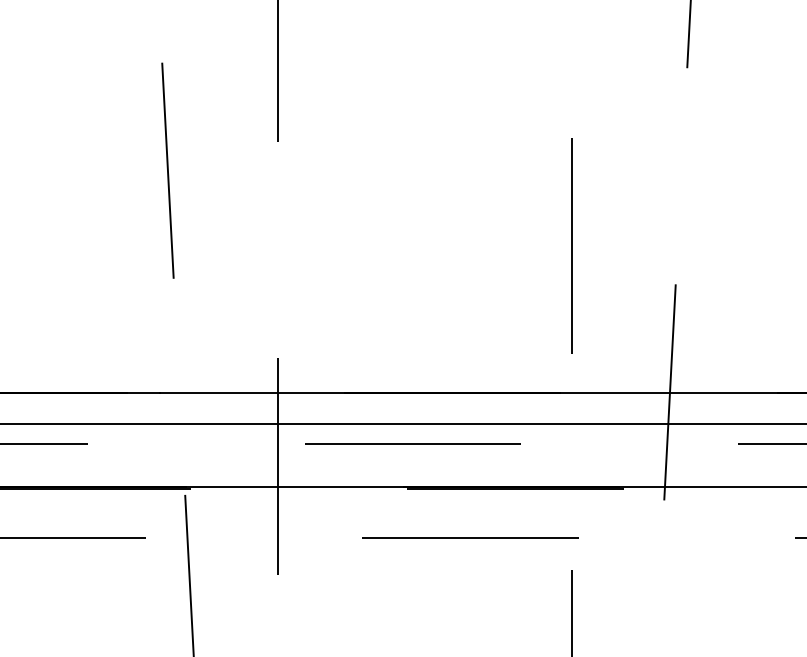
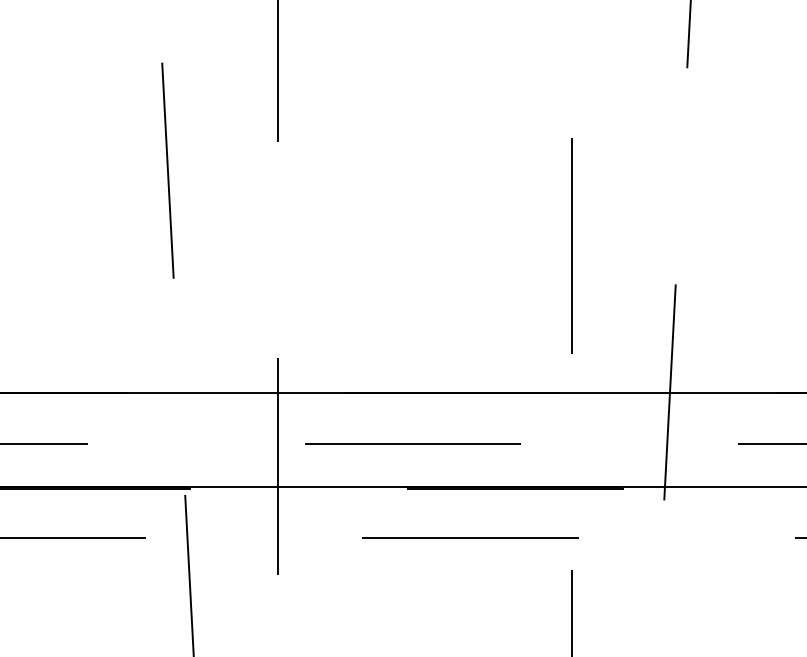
line: present -> none (402, 424)
